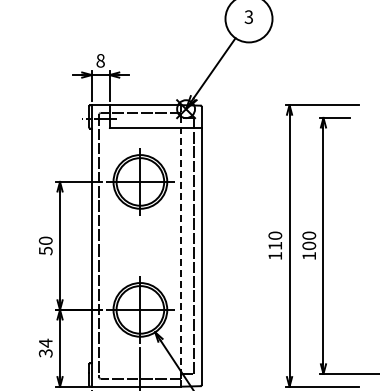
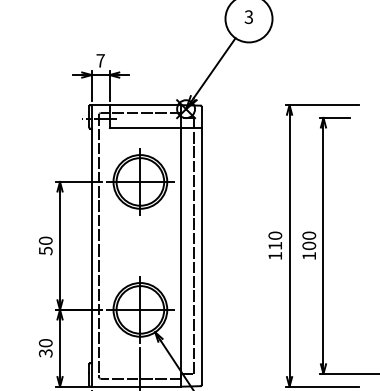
text: 8 -> 7 (100, 60)
line: dashed -> solid (181, 245)
text: 34 -> 30 (45, 342)
